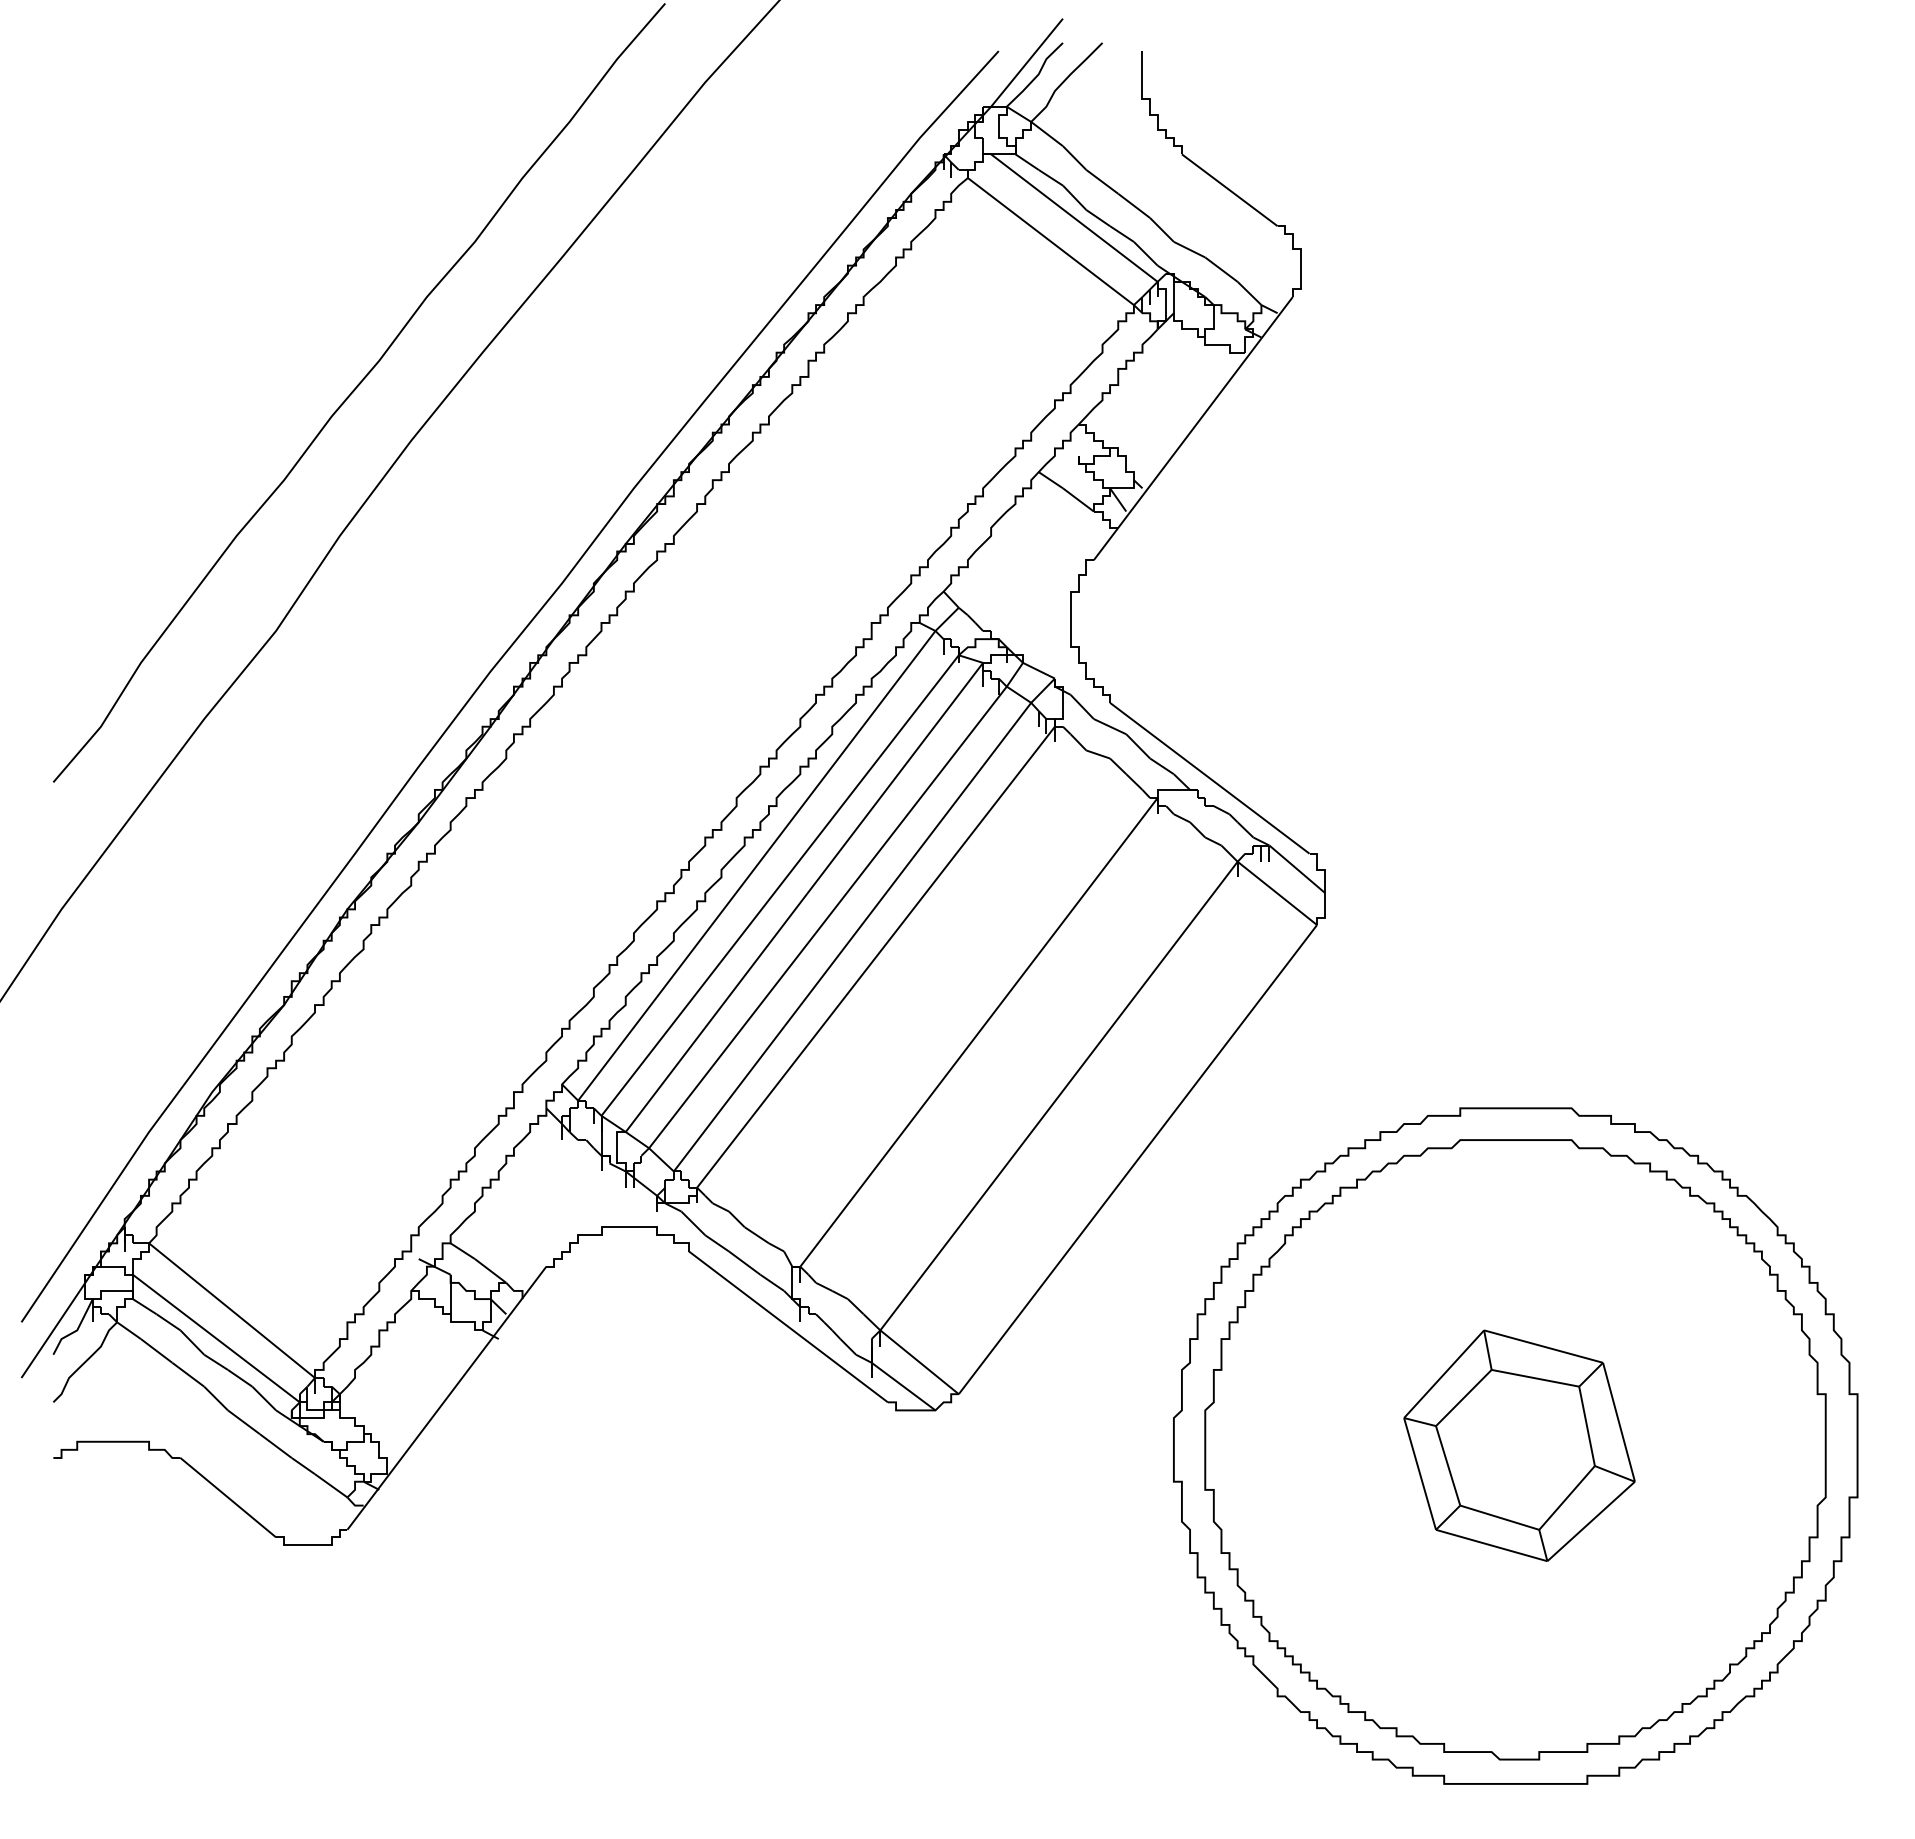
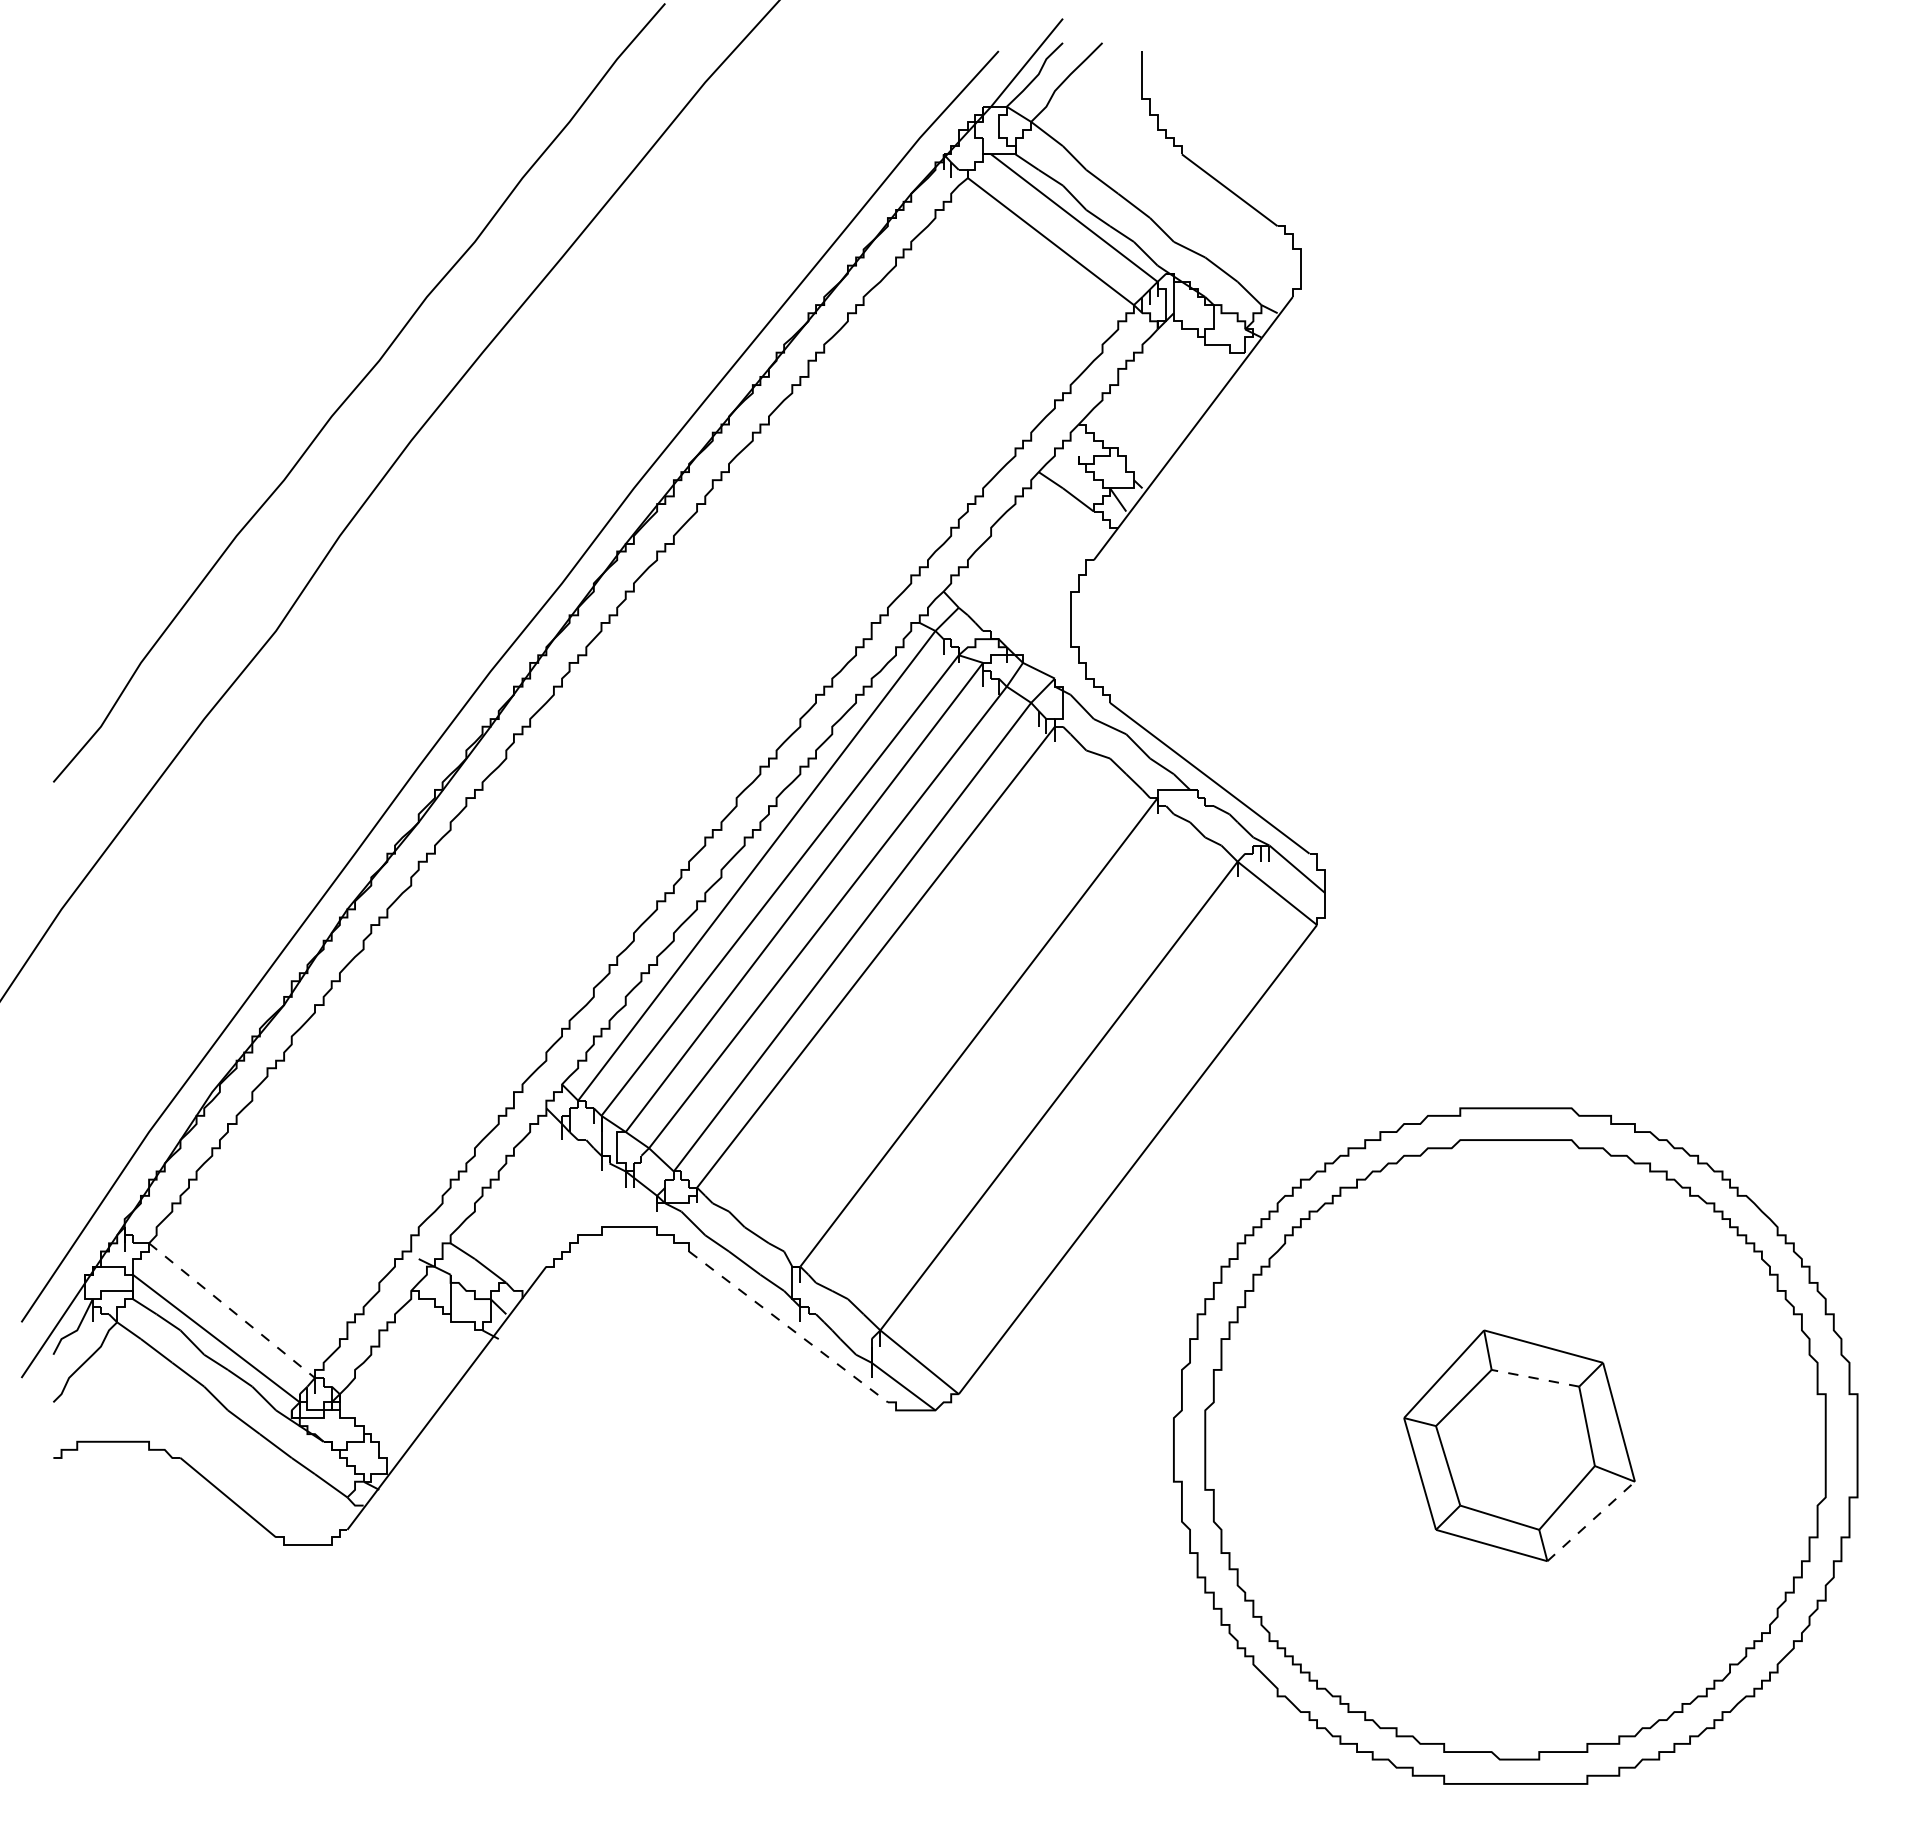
line: solid -> dashed (232, 1310)
line: solid -> dashed (788, 1326)
line: solid -> dashed (1535, 1378)
line: solid -> dashed (1591, 1521)
